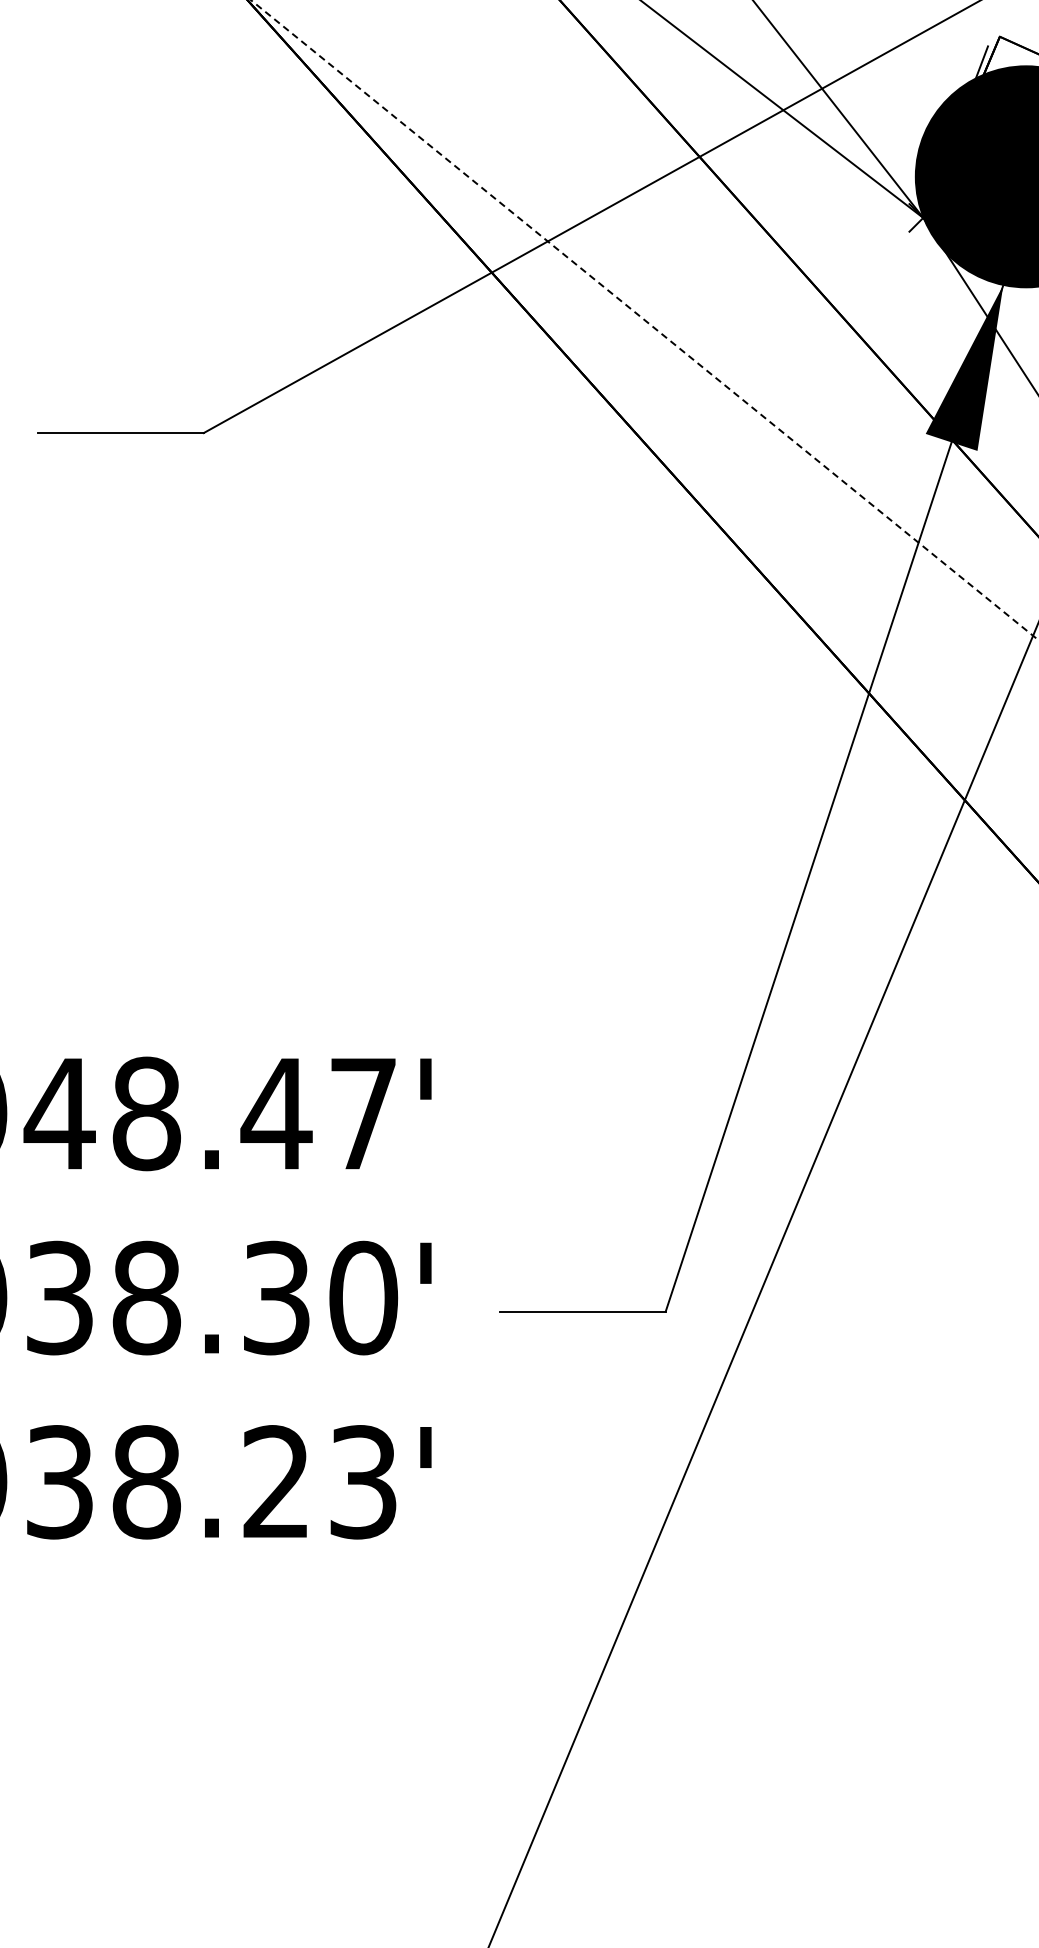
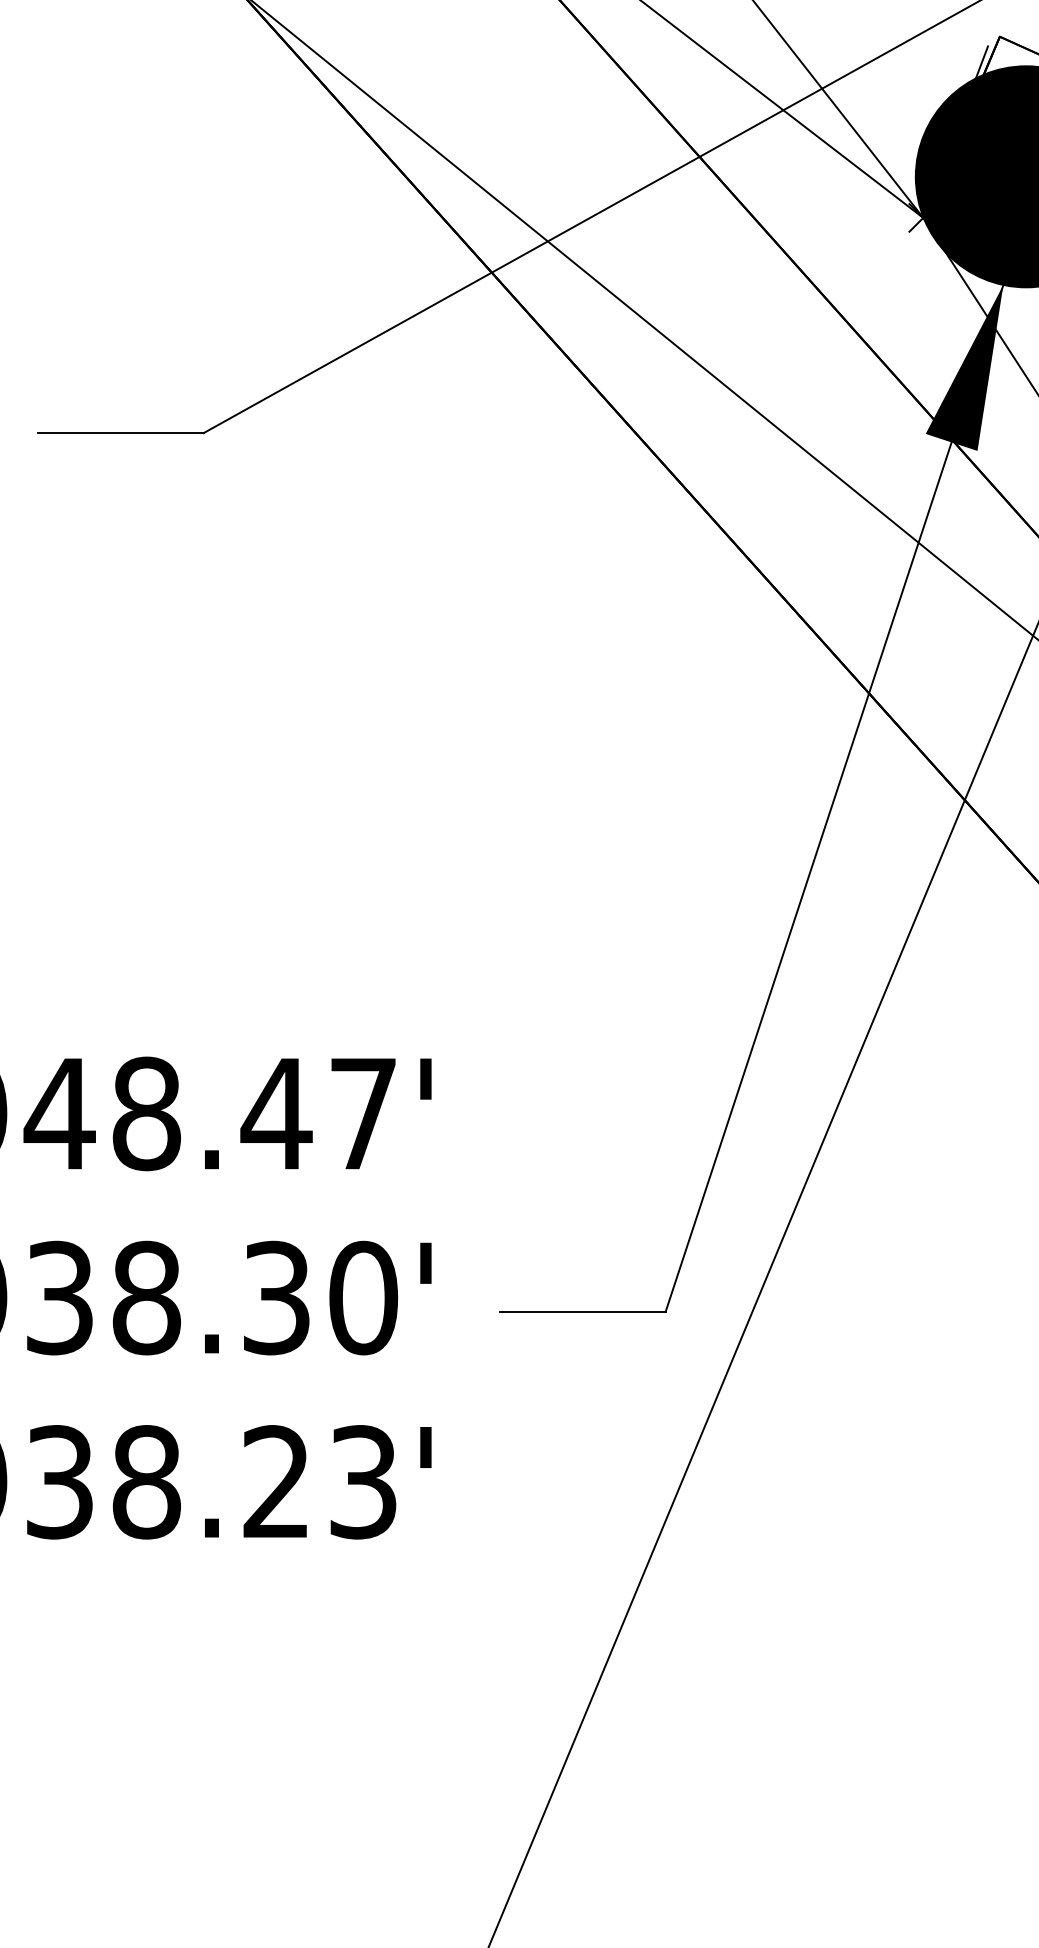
line: dashed -> solid (644, 320)
